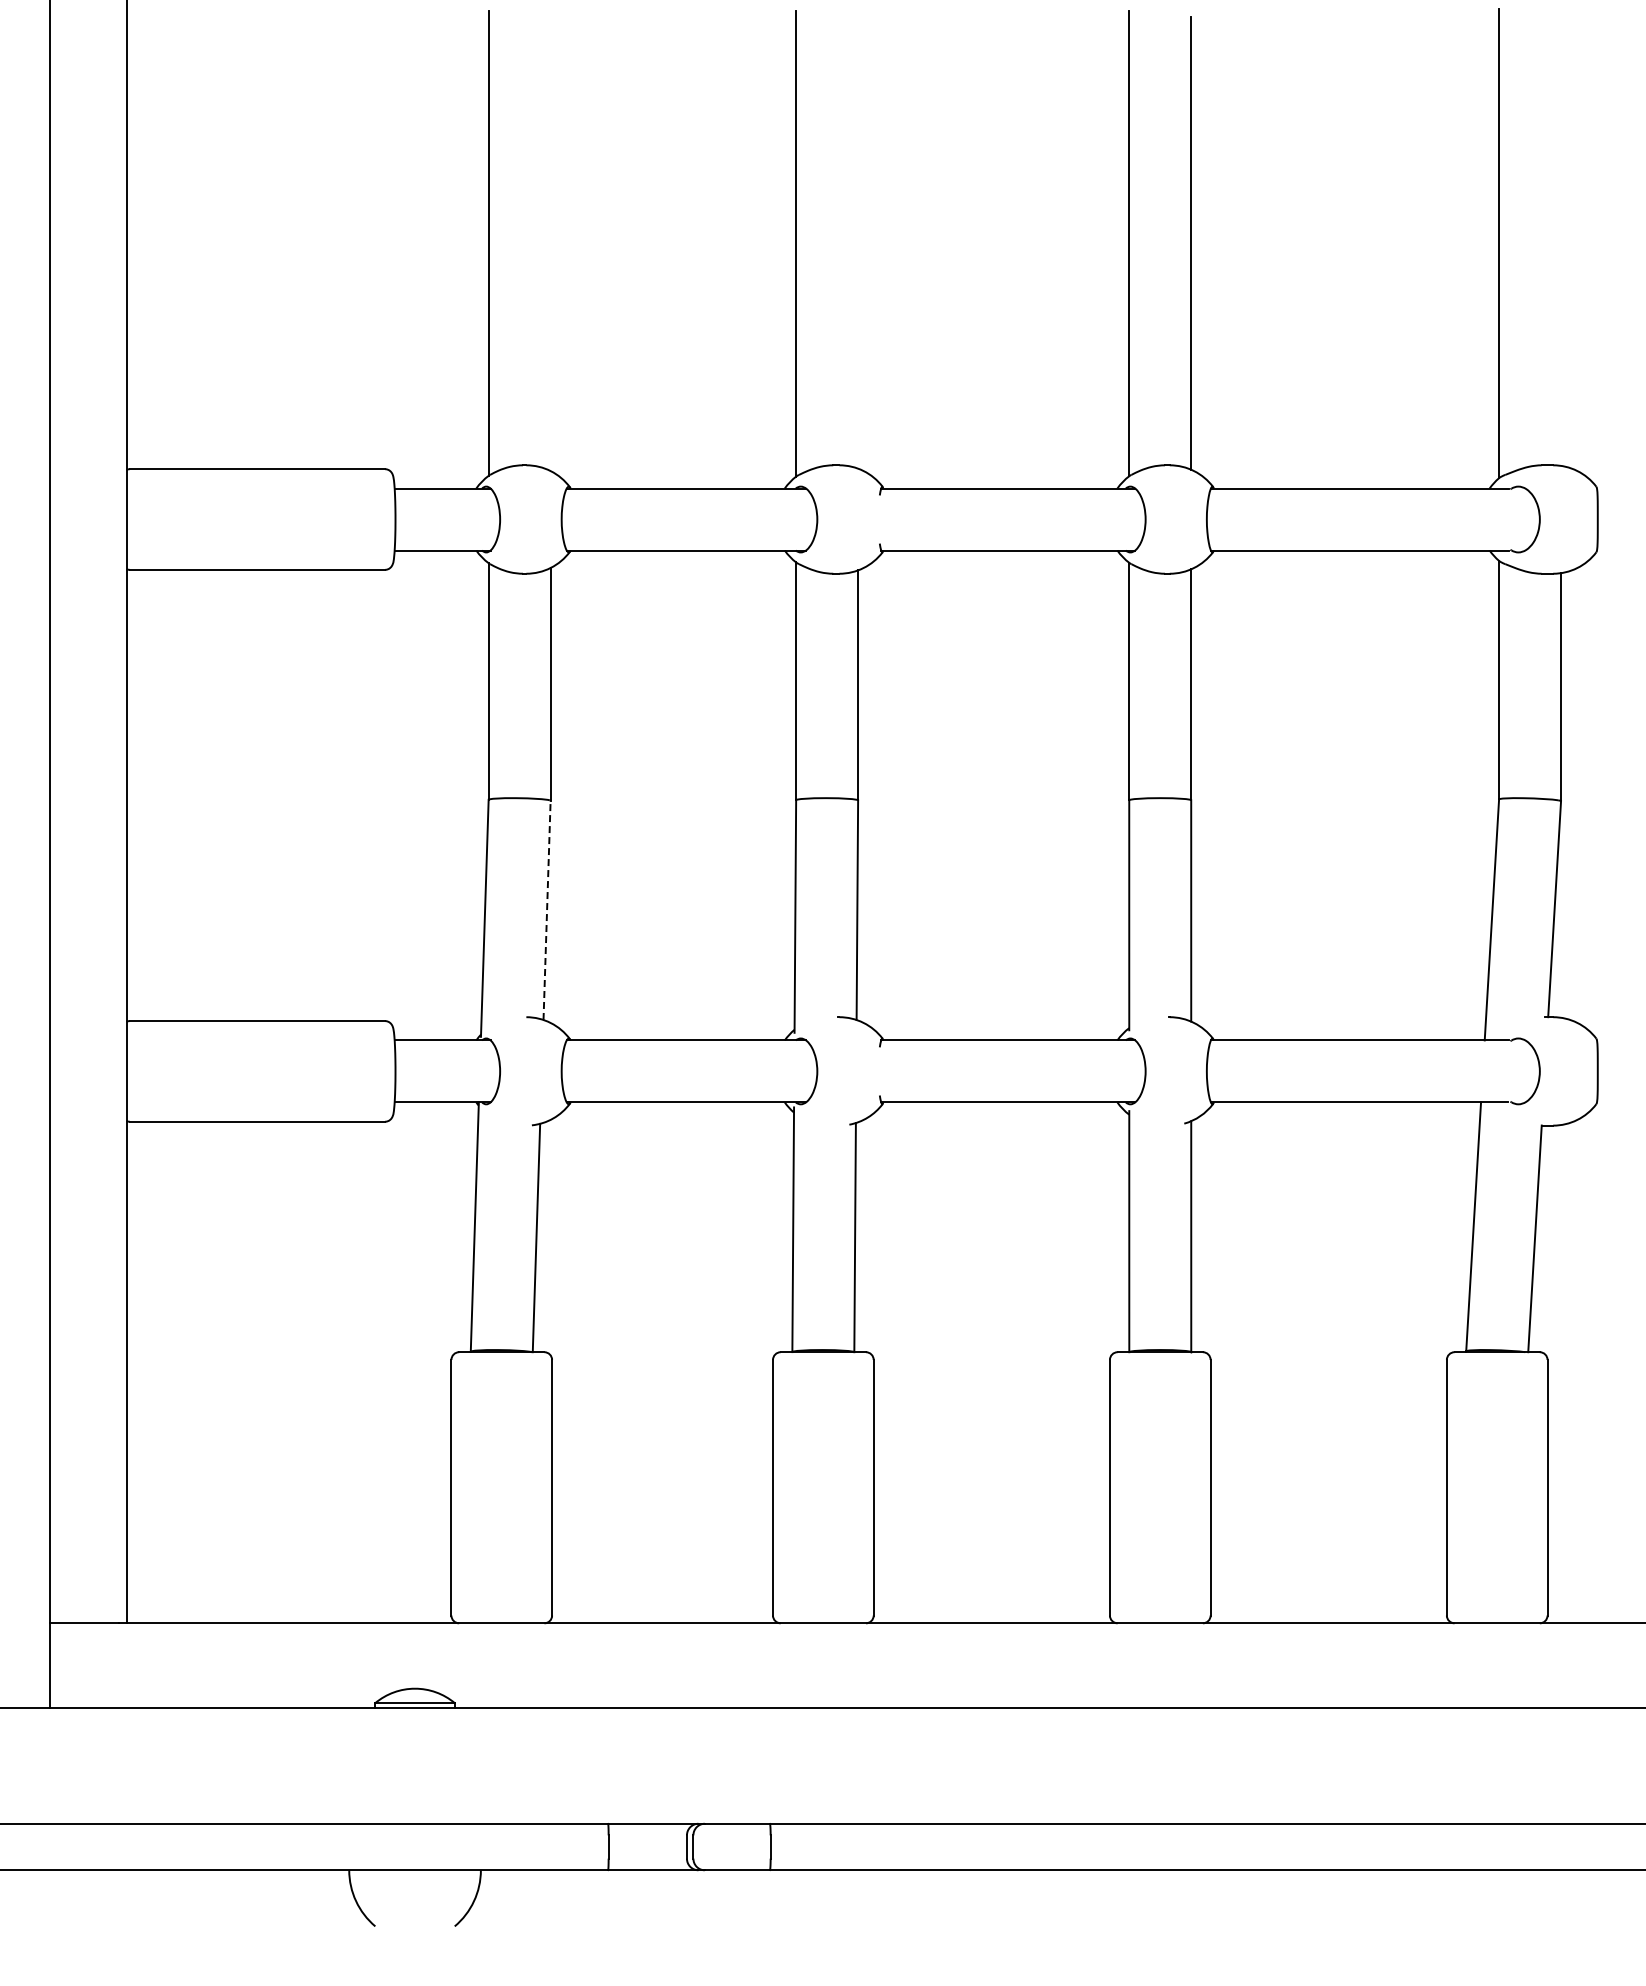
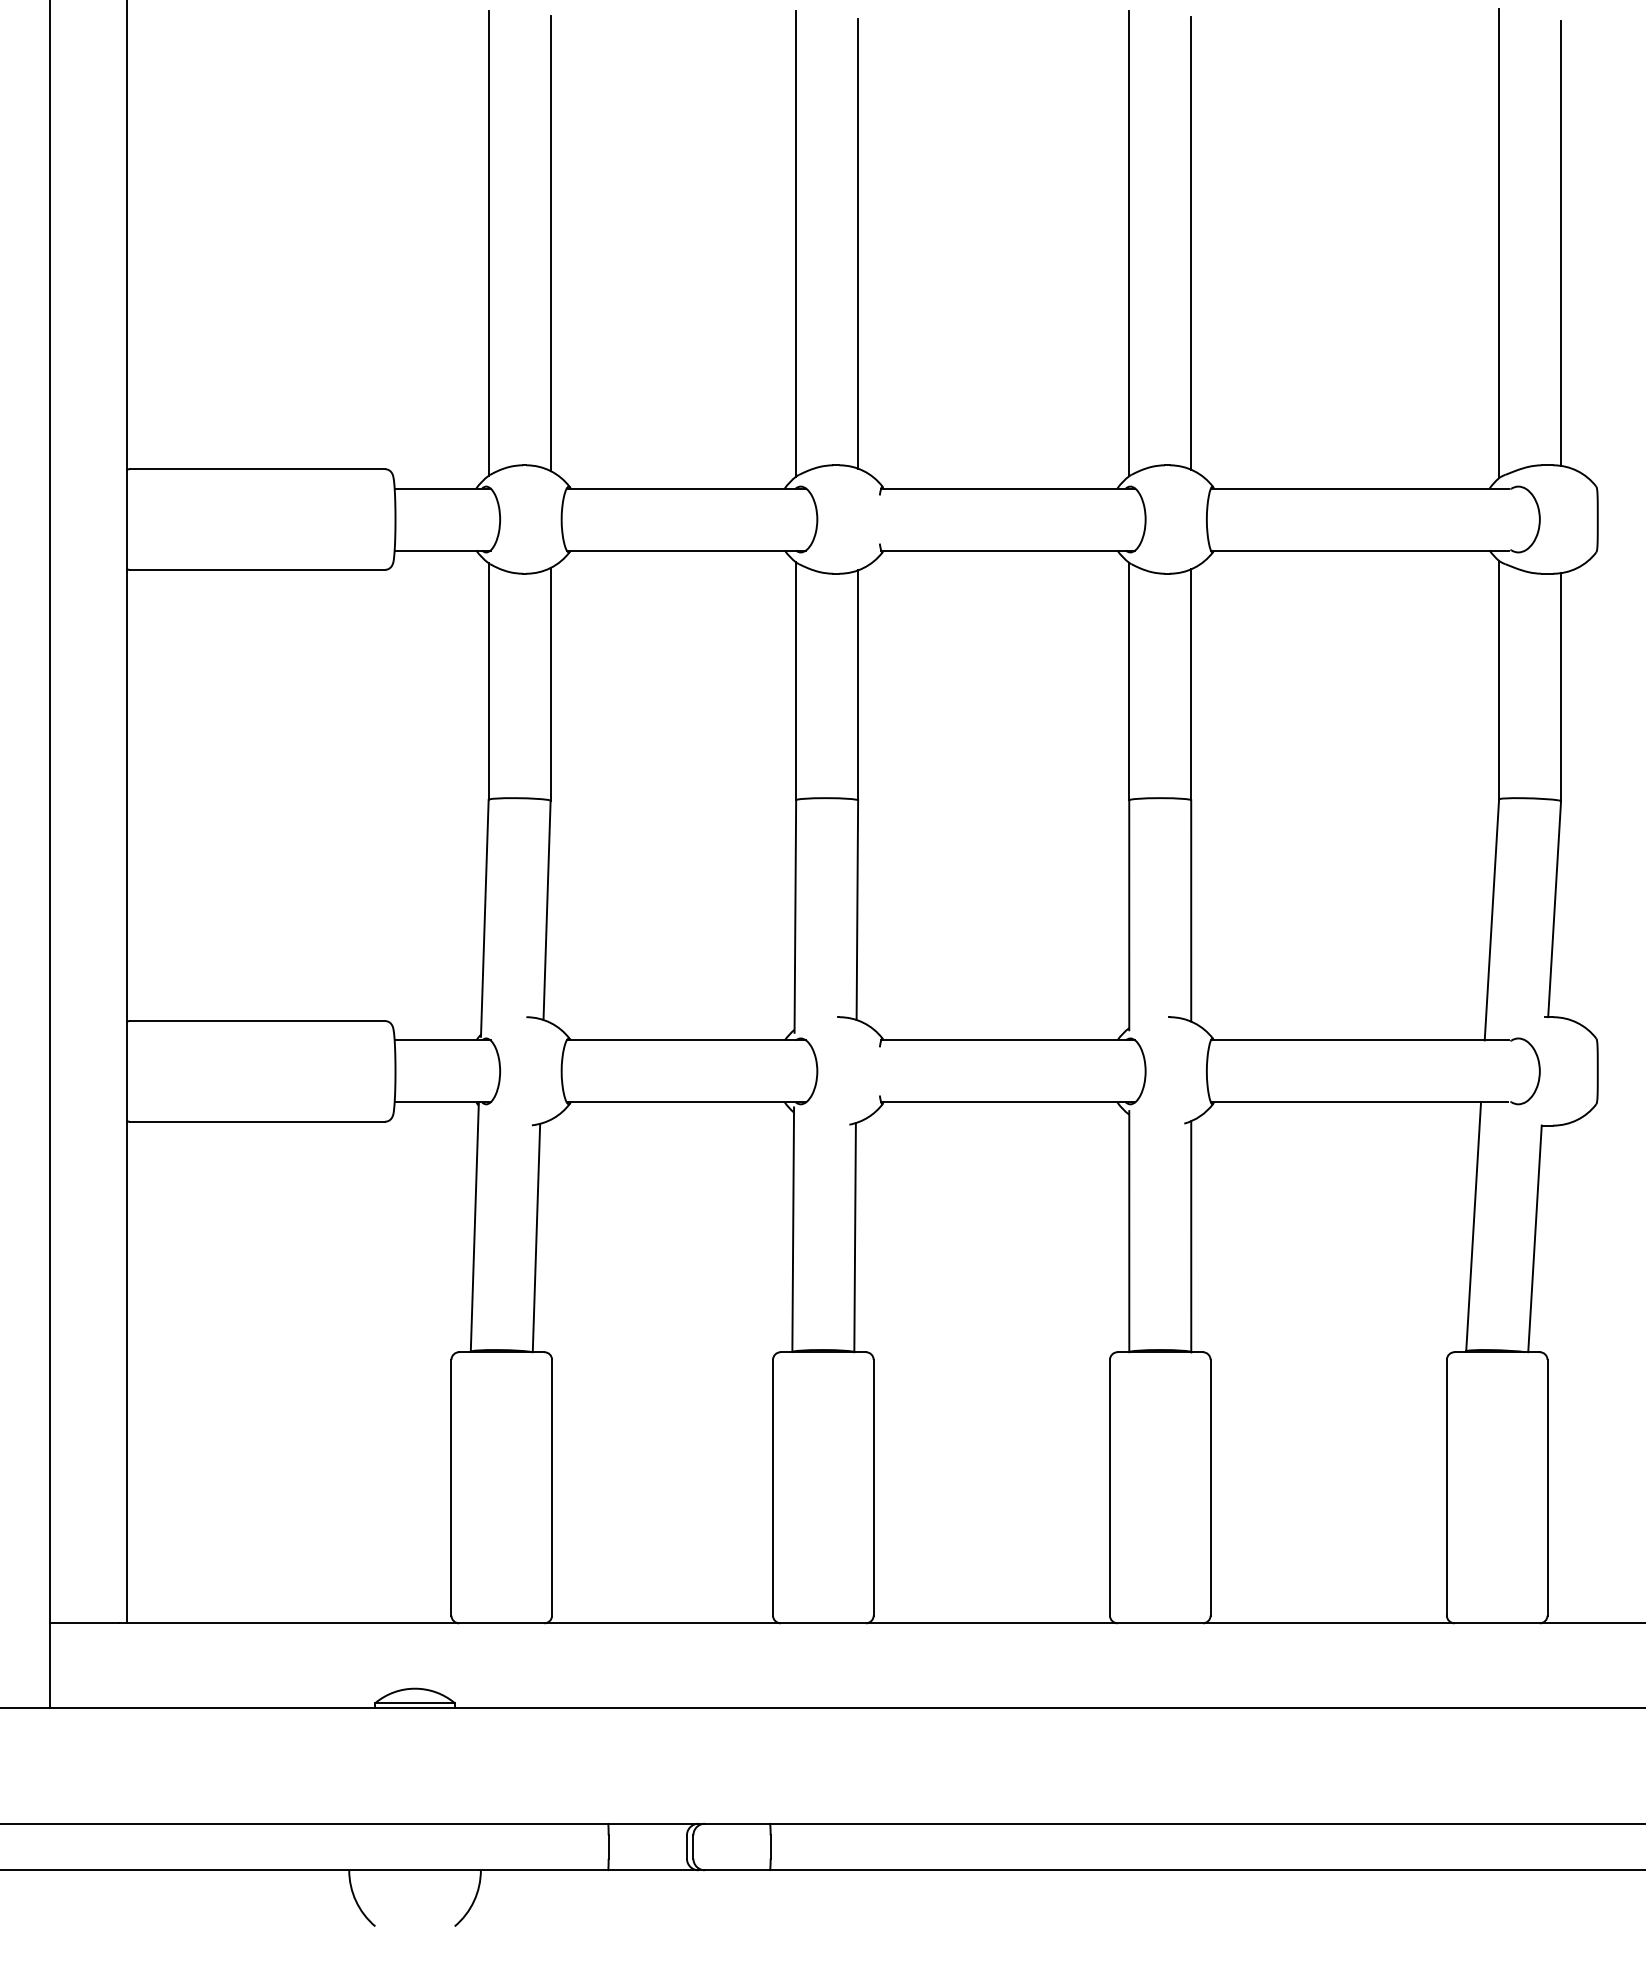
line: none -> present (550, 243)
line: none -> present (858, 243)
line: none -> present (1561, 243)
line: dashed -> solid (547, 910)
